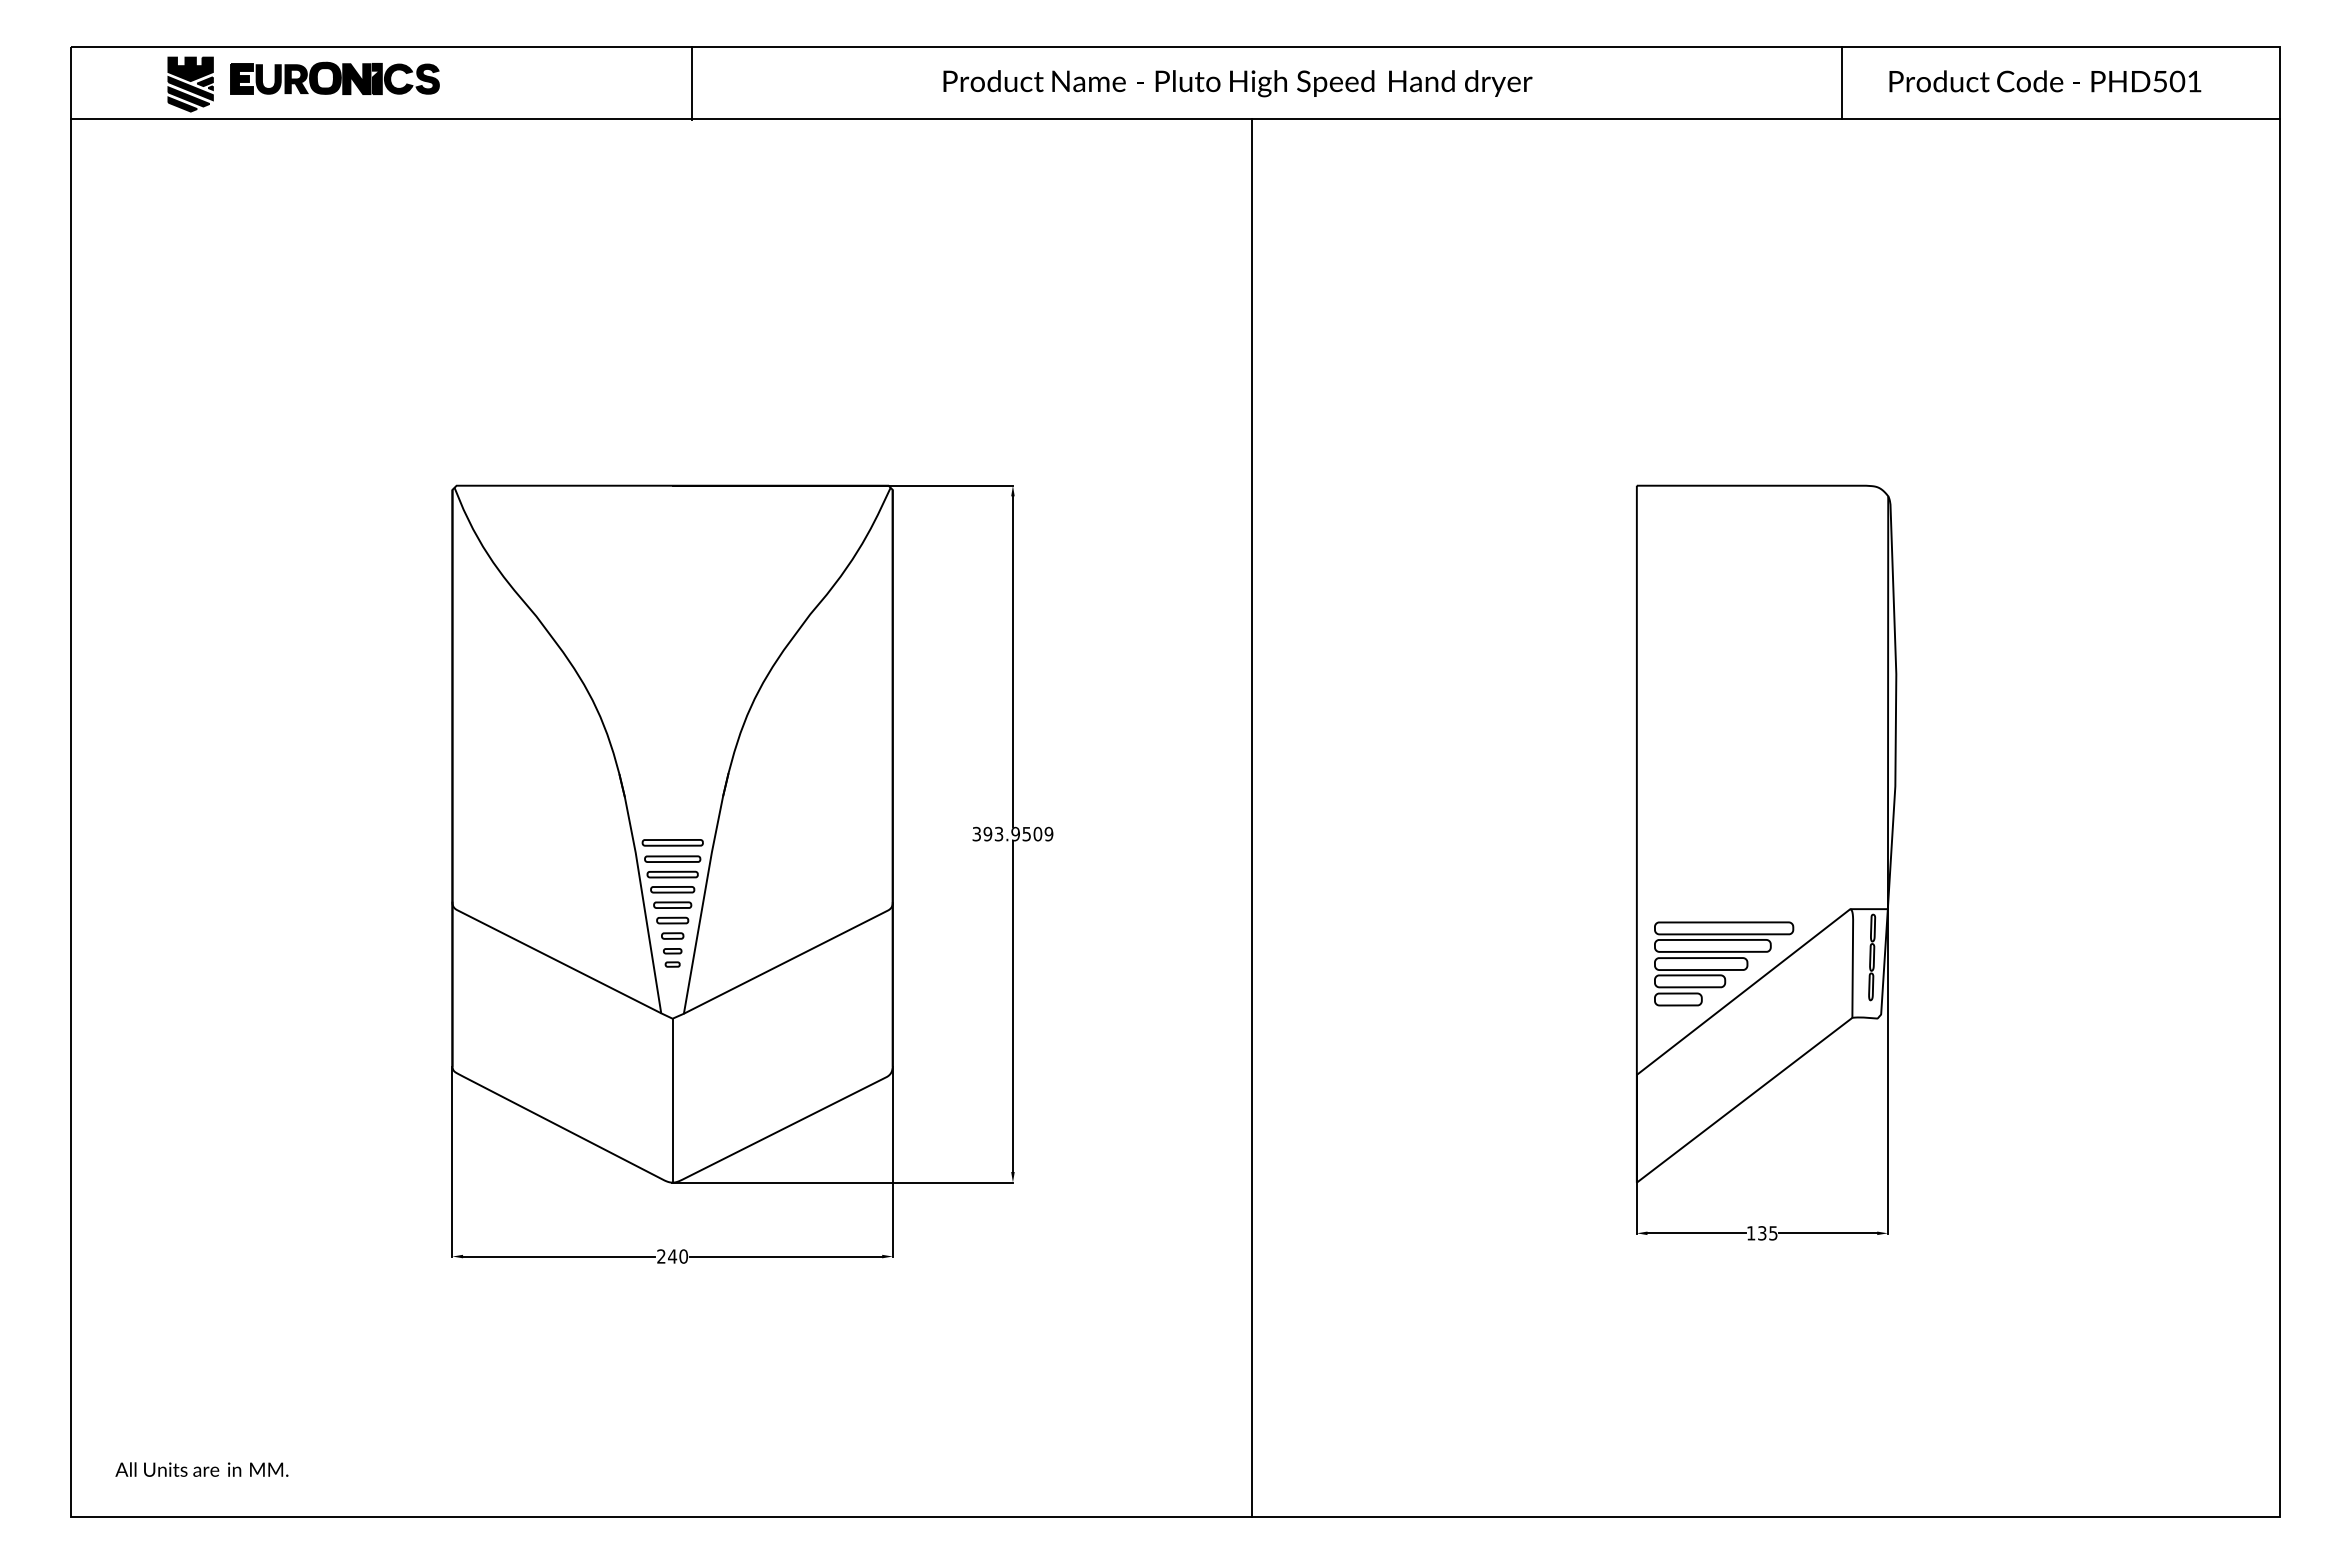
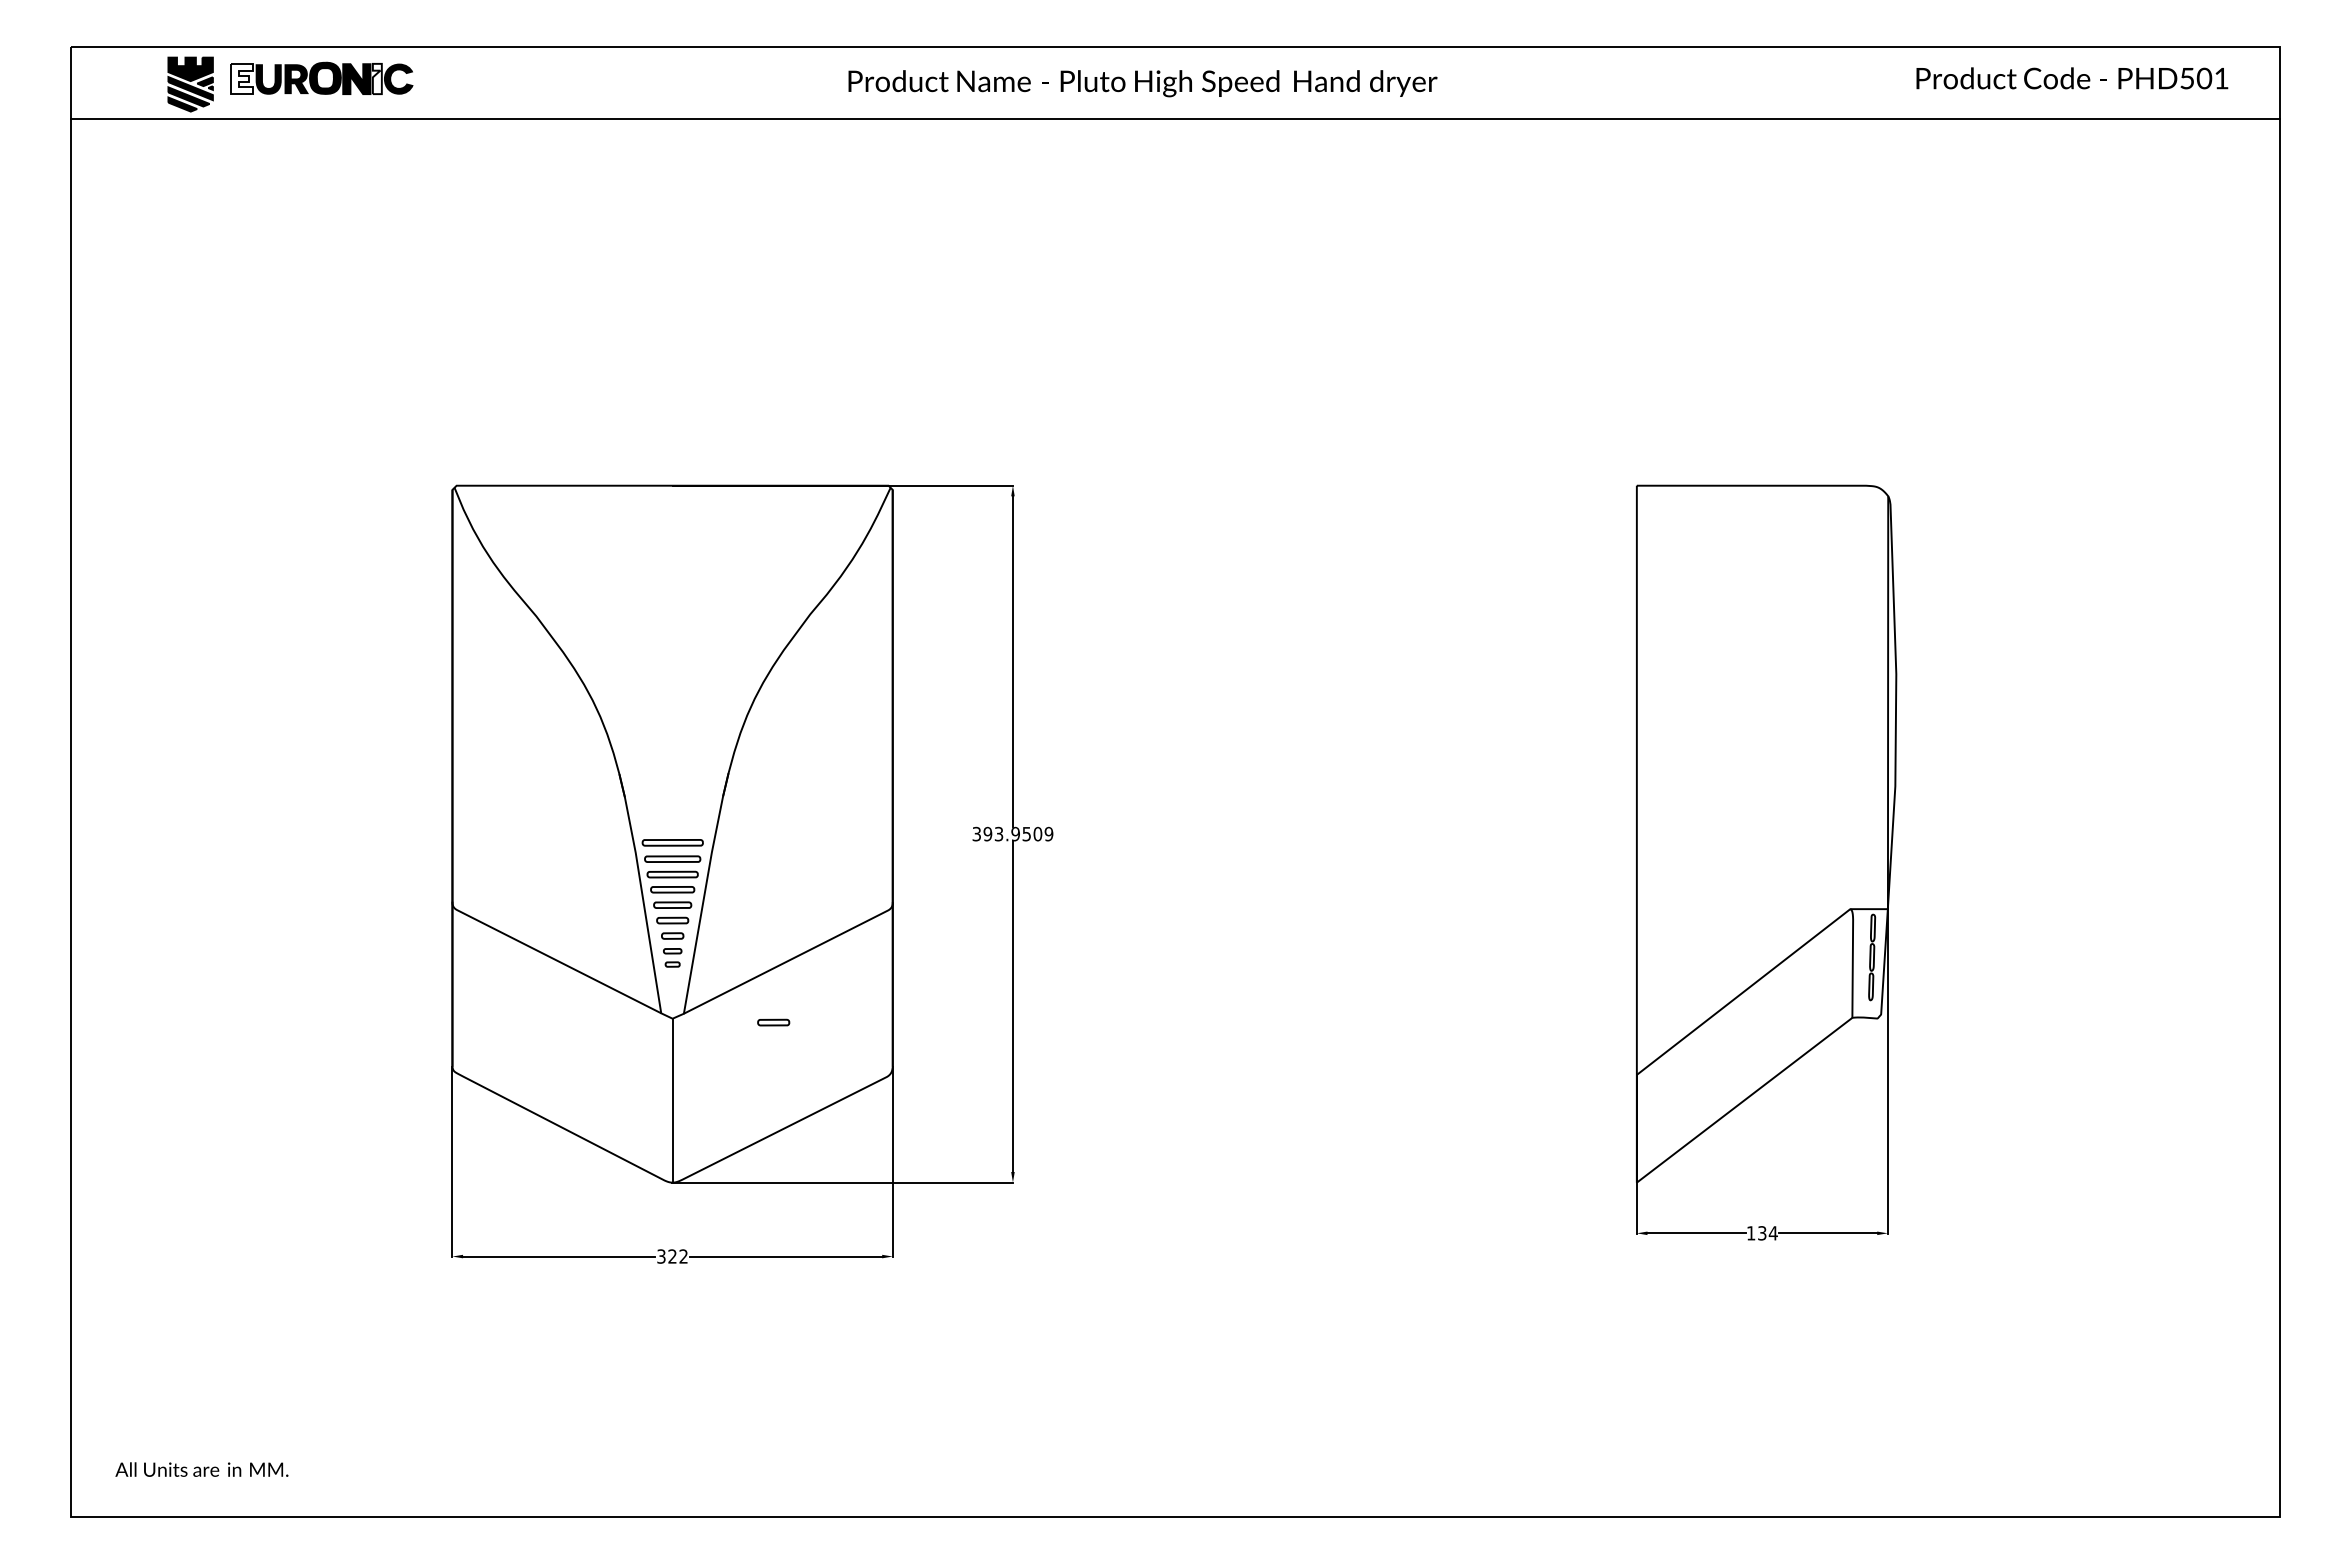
fill: present -> none (376, 78)
fill: present -> none (427, 78)
fill: present -> none (242, 79)
text position: (2045, 81) -> (2072, 78) (2072, 78)
line: present -> none (691, 82)
text position: (1237, 83) -> (1142, 83) (1142, 83)
line: present -> none (1841, 83)
line: present -> none (1252, 818)
part: present -> none (1724, 963)
part: none -> present (773, 1022)
text: 135 -> 134 (1772, 1233)
text: 240 -> 322 (672, 1256)
